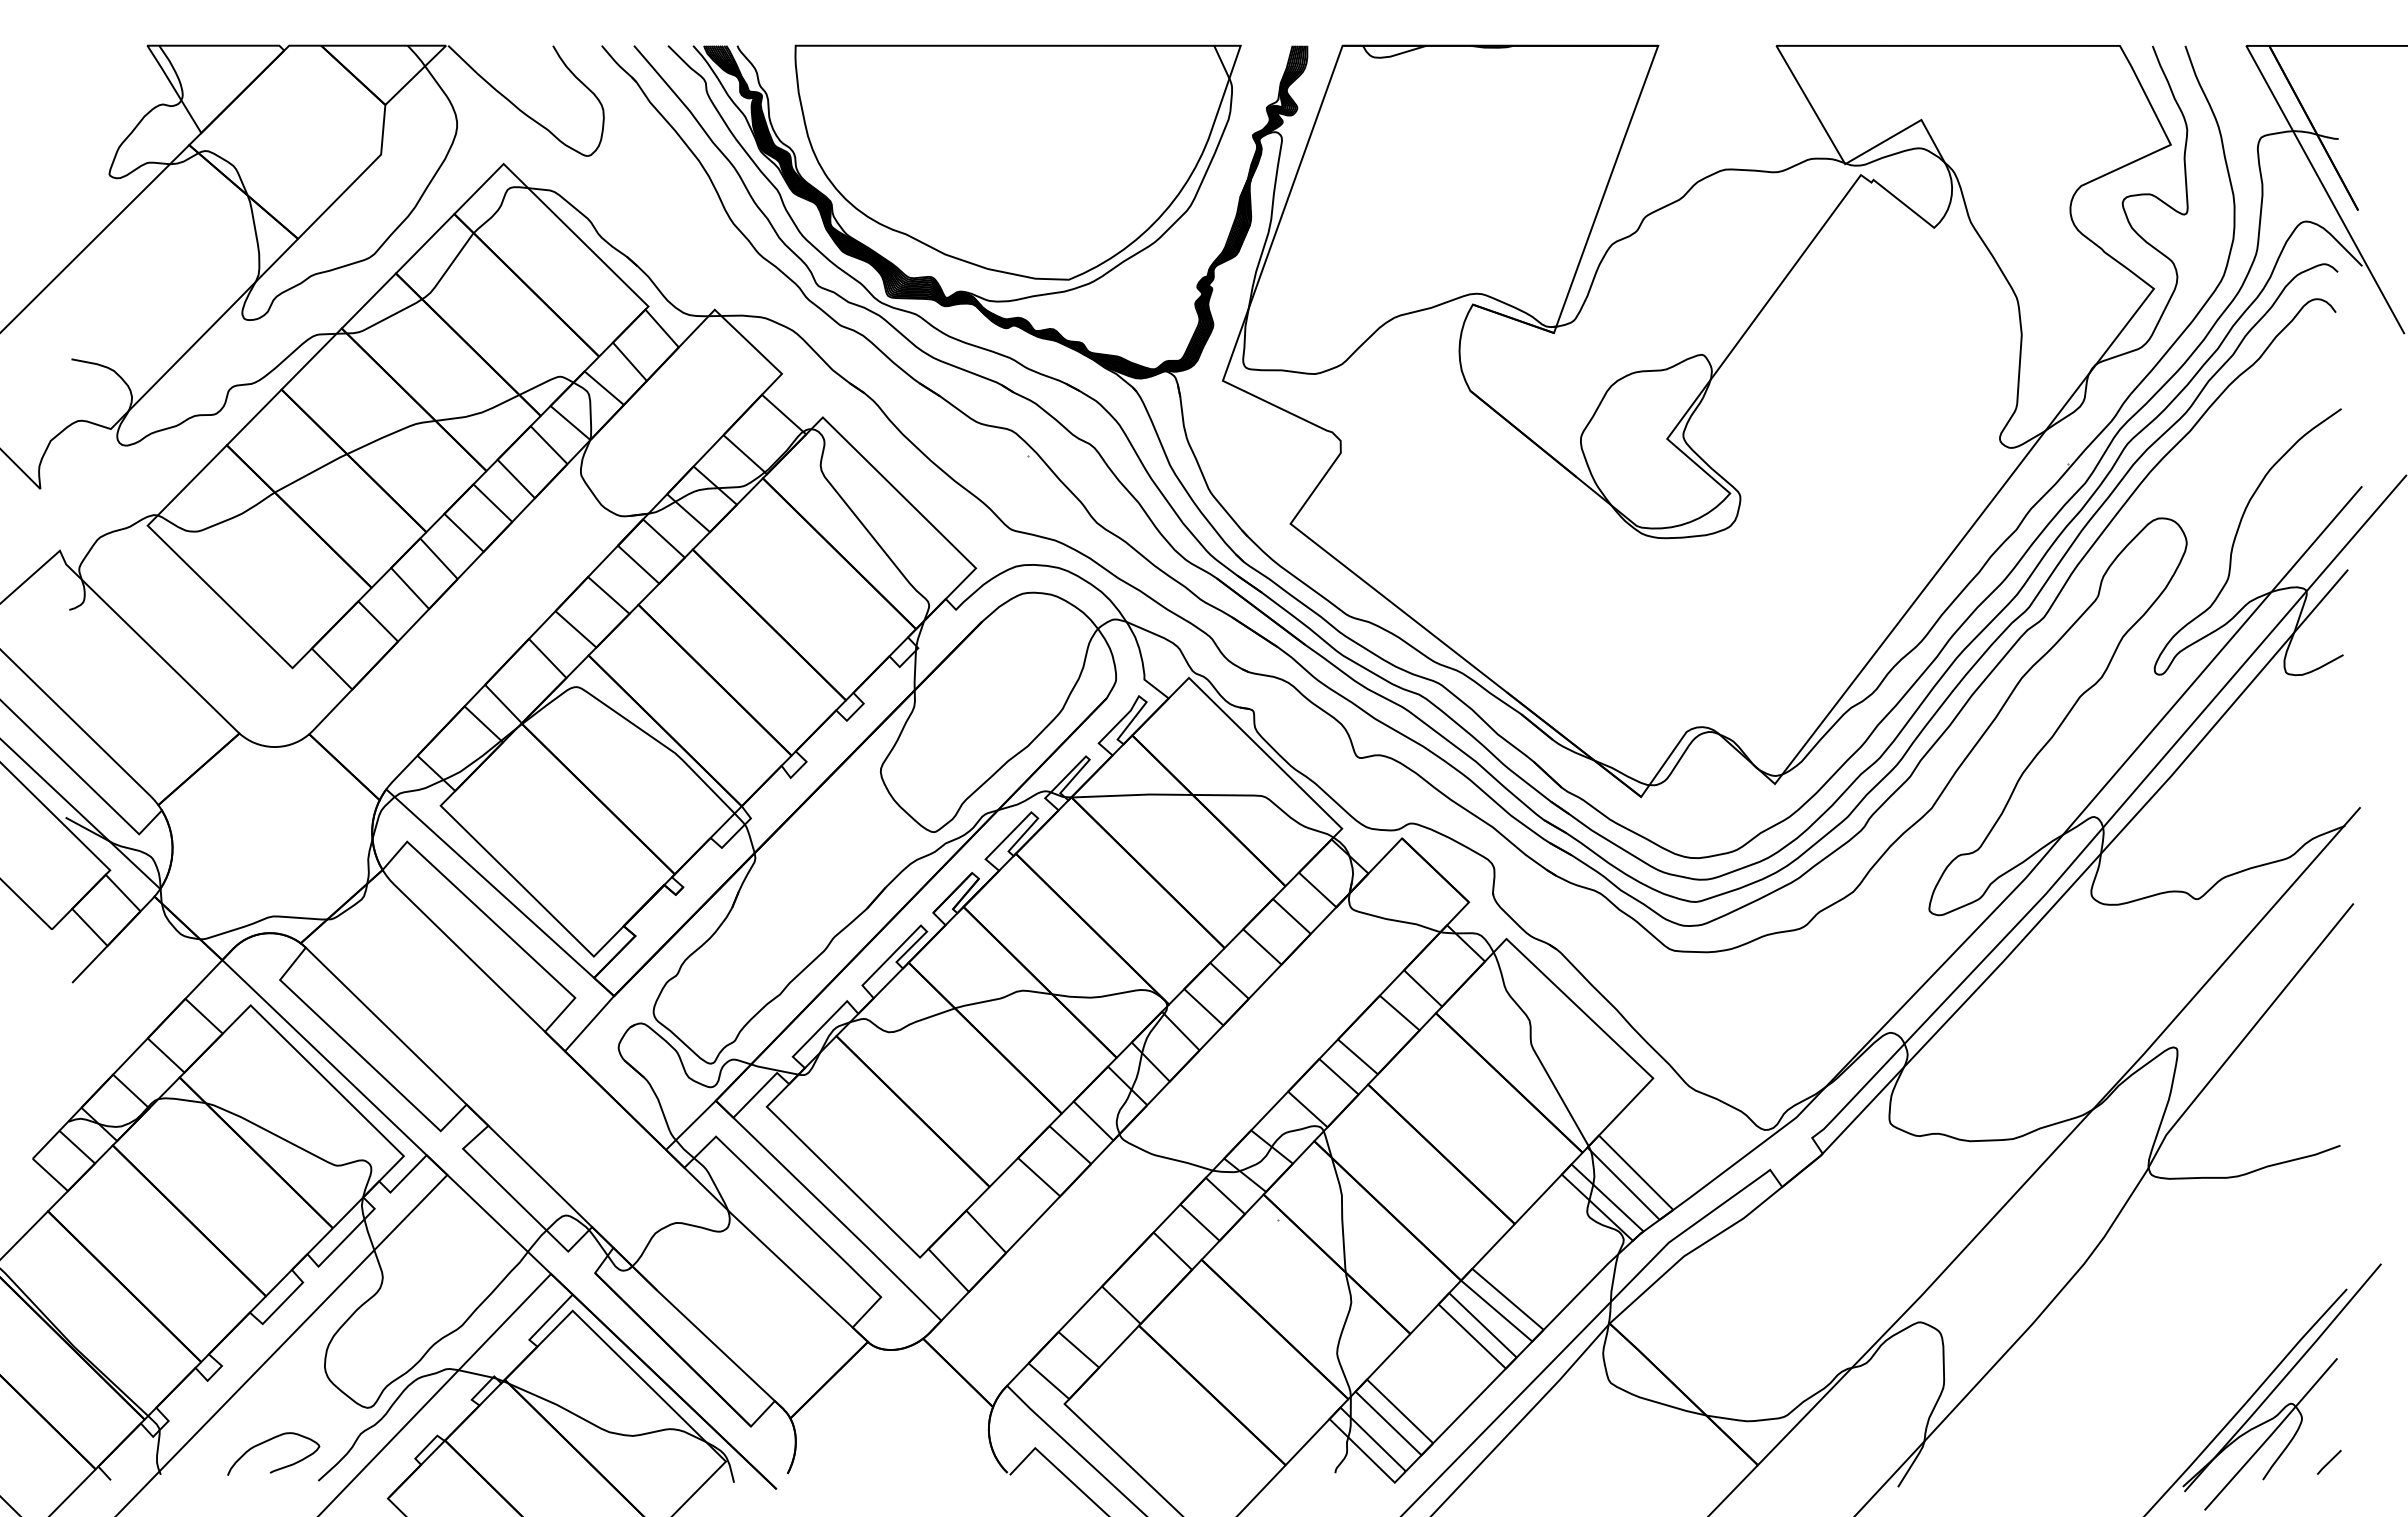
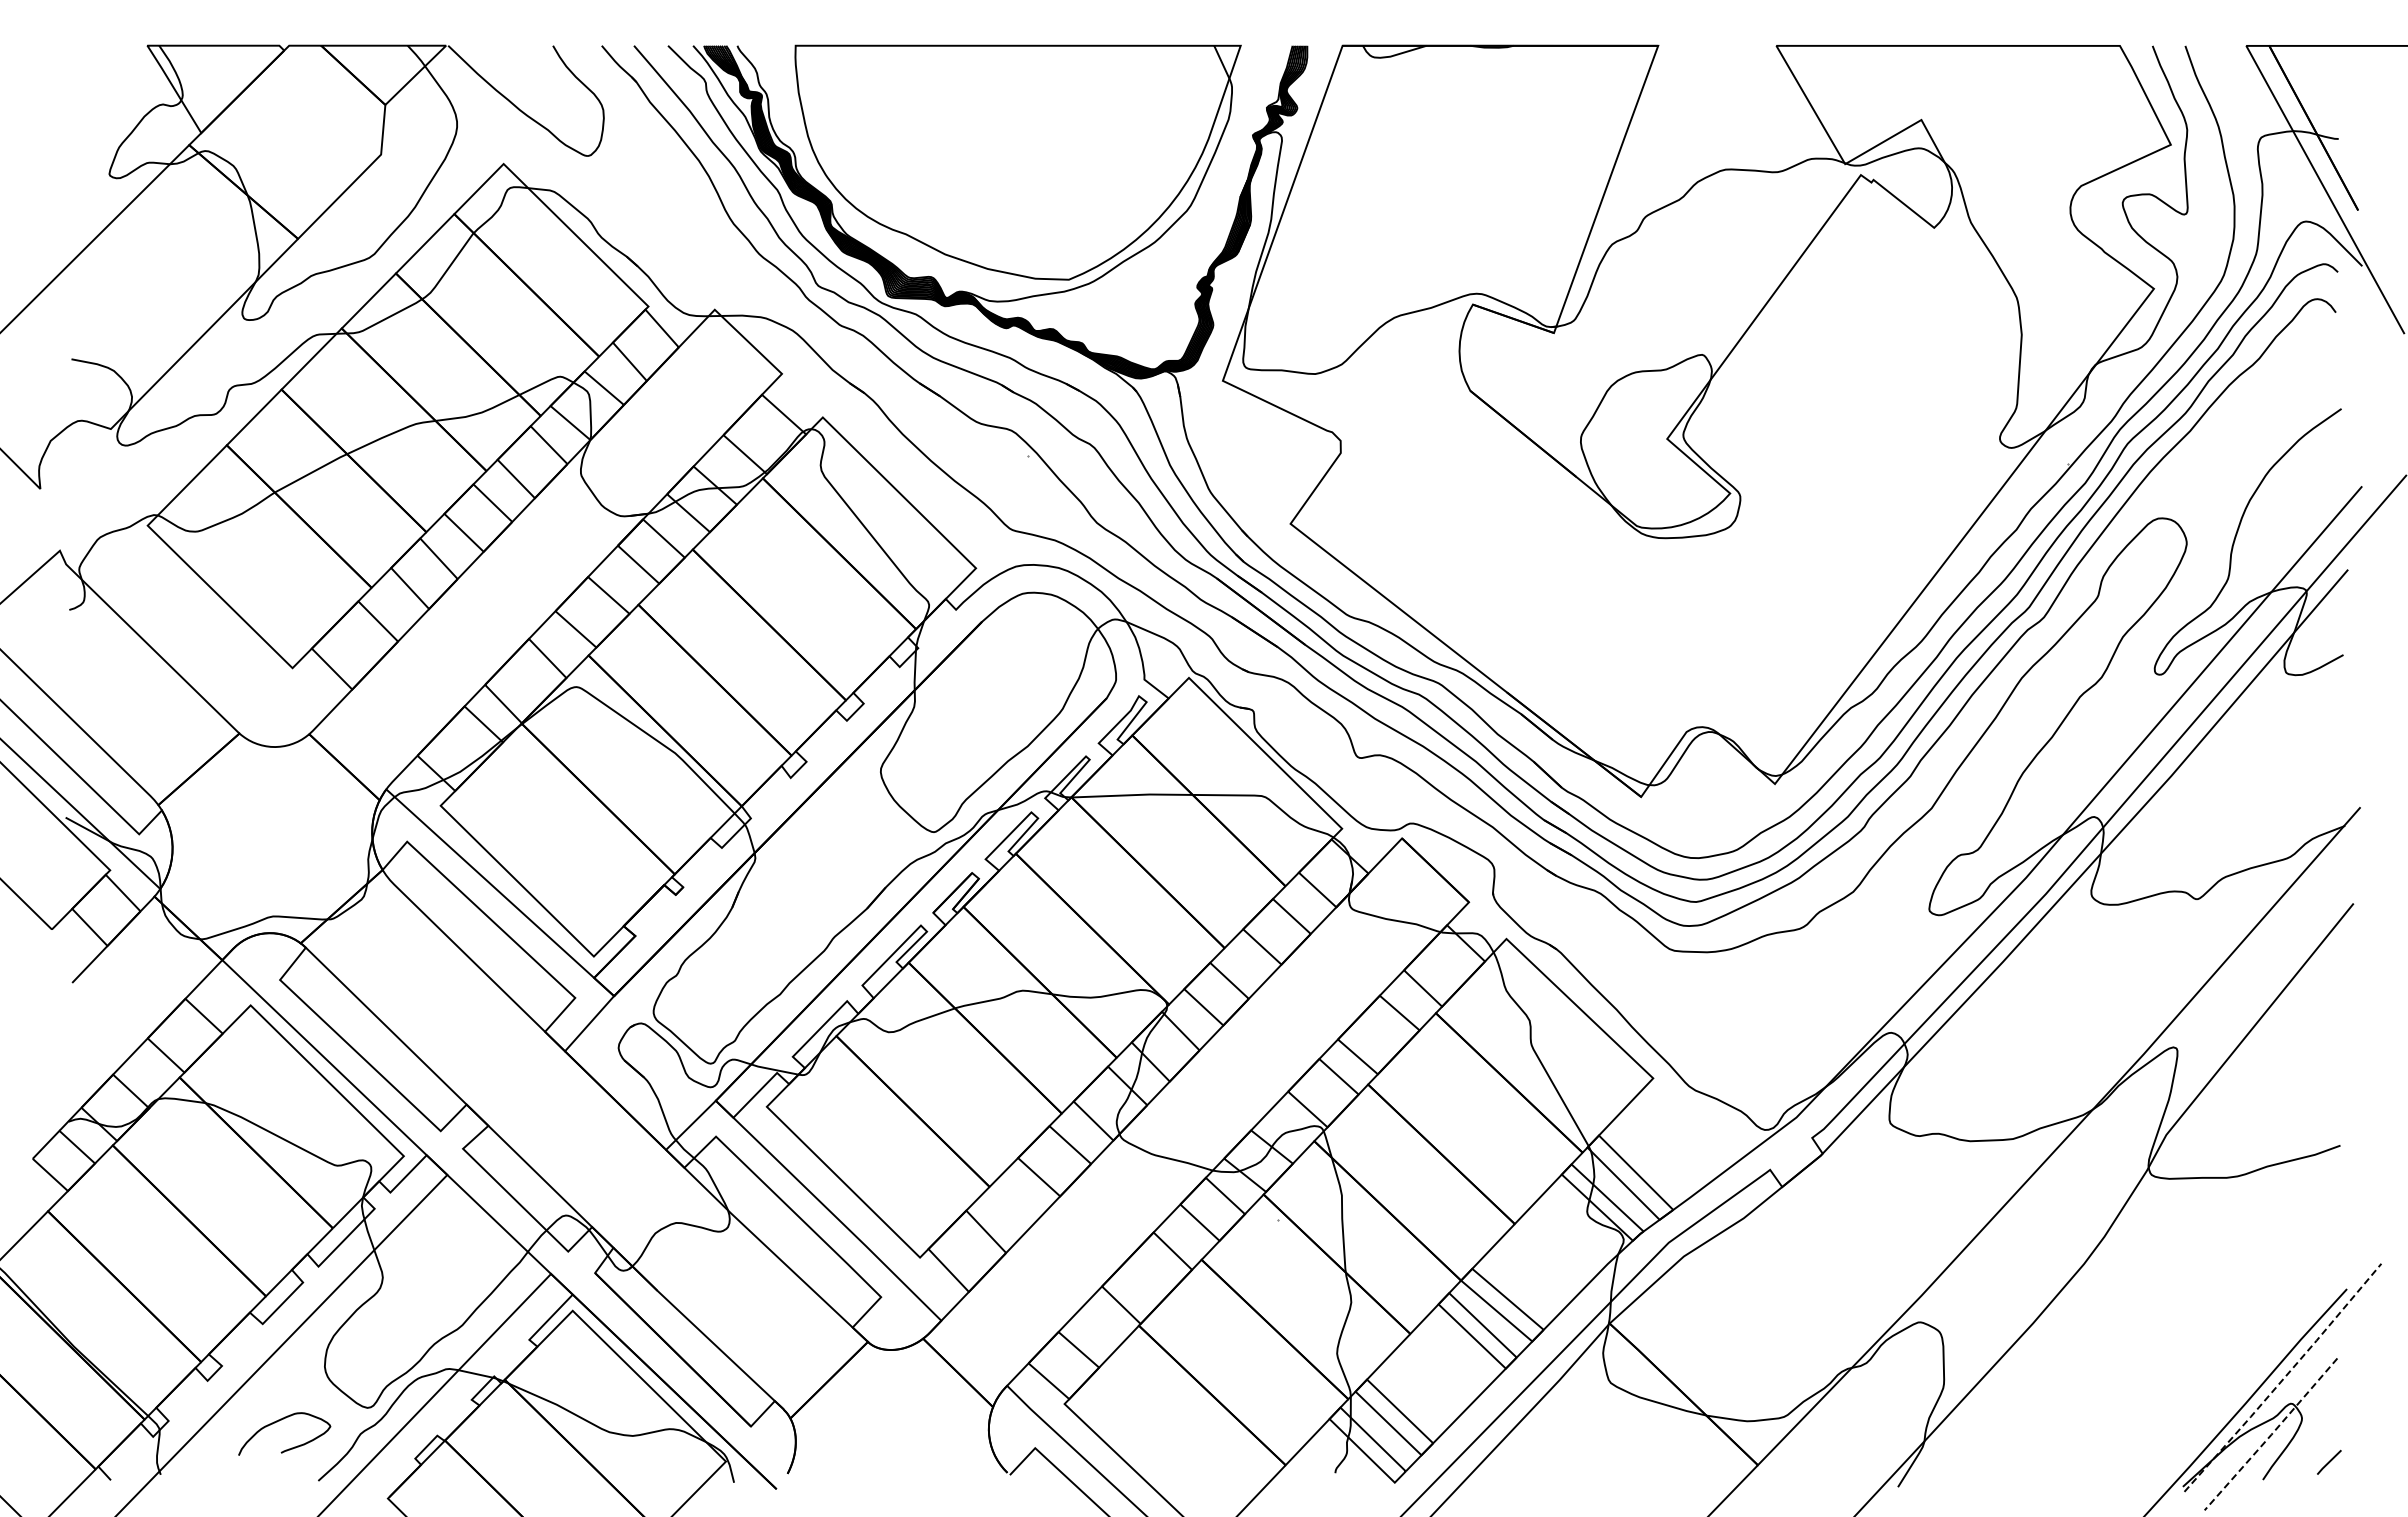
line: solid -> dashed (2284, 1378)
line: solid -> dashed (2271, 1434)
curve position: (268, 1441) -> (279, 1421) (279, 1421)
